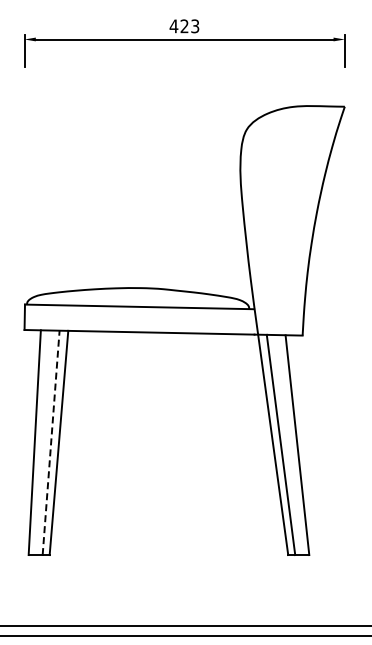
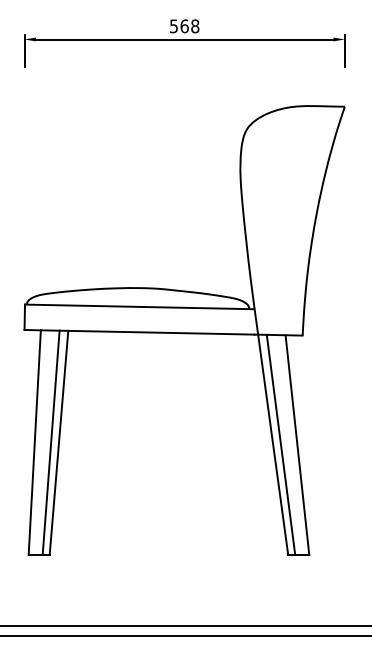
text: 423 -> 568 (184, 26)
line: dashed -> solid (51, 442)
